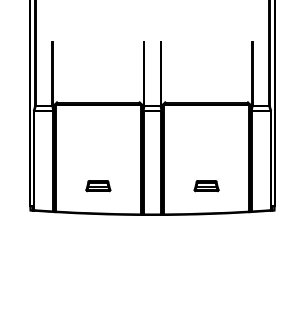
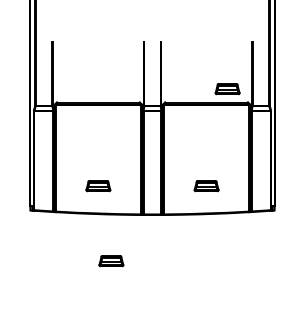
part: none -> present (227, 89)
part: none -> present (111, 261)
